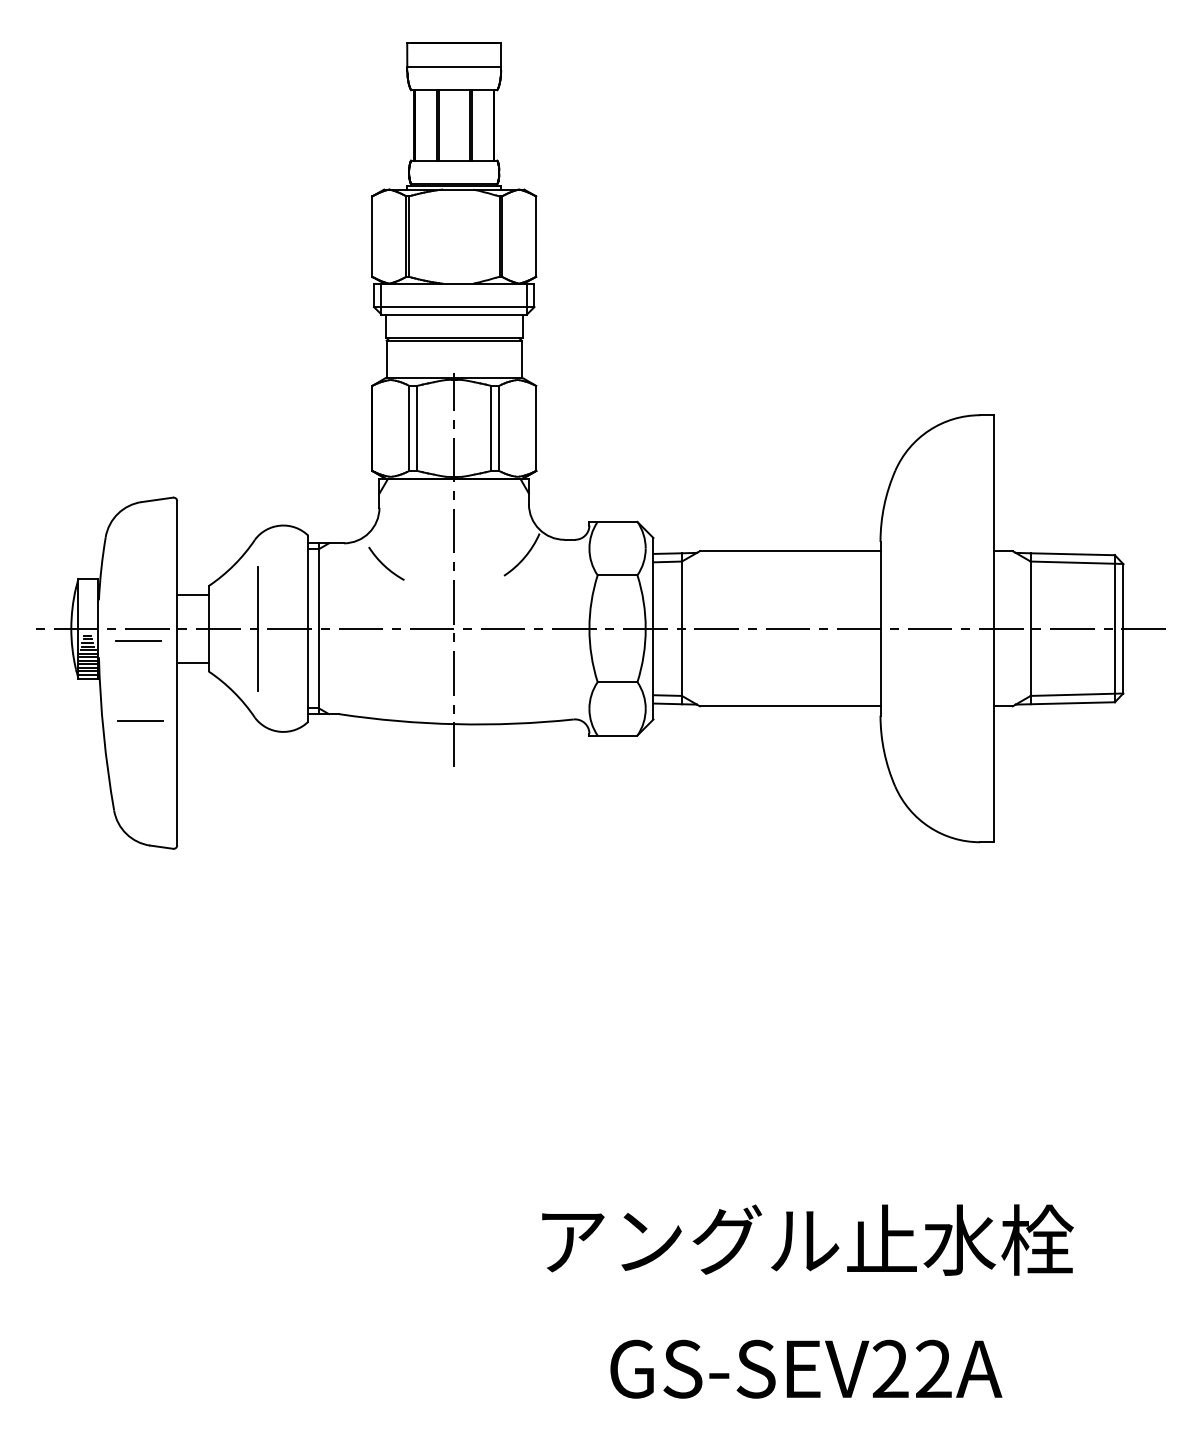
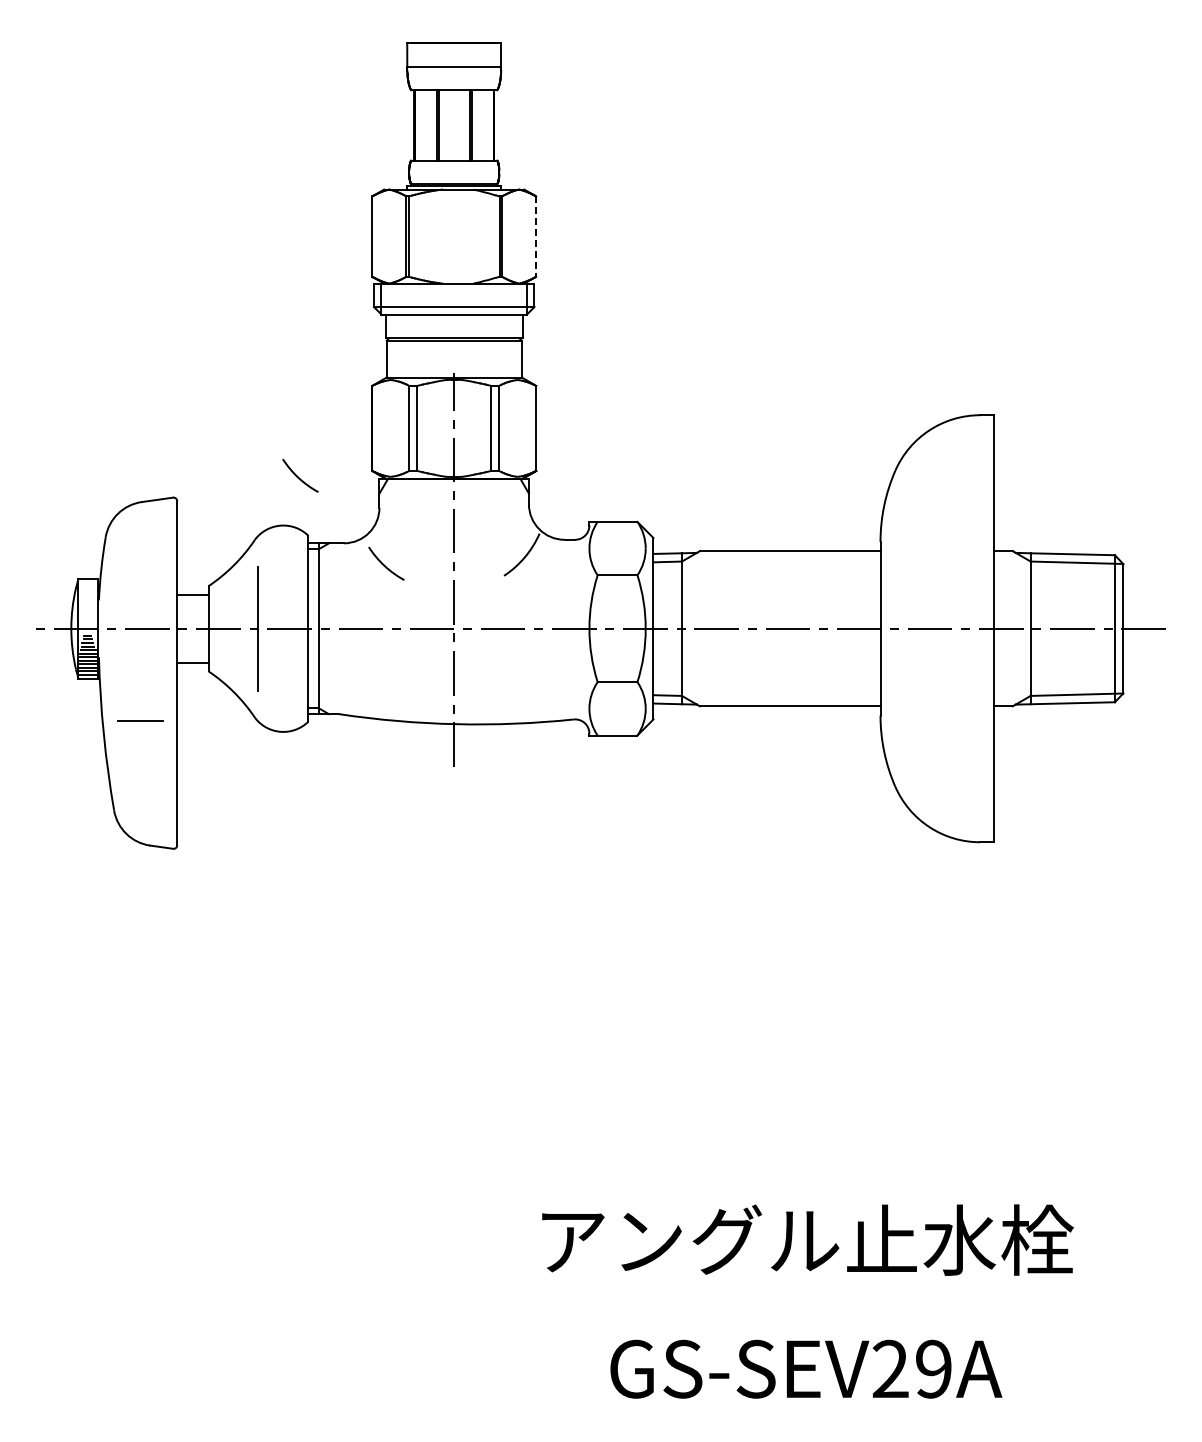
line: solid -> dashed (536, 237)
arc: none -> present (298, 476)
line: present -> none (137, 640)
text: GS-SEV22A -> GS-SEV29A (933, 1369)
